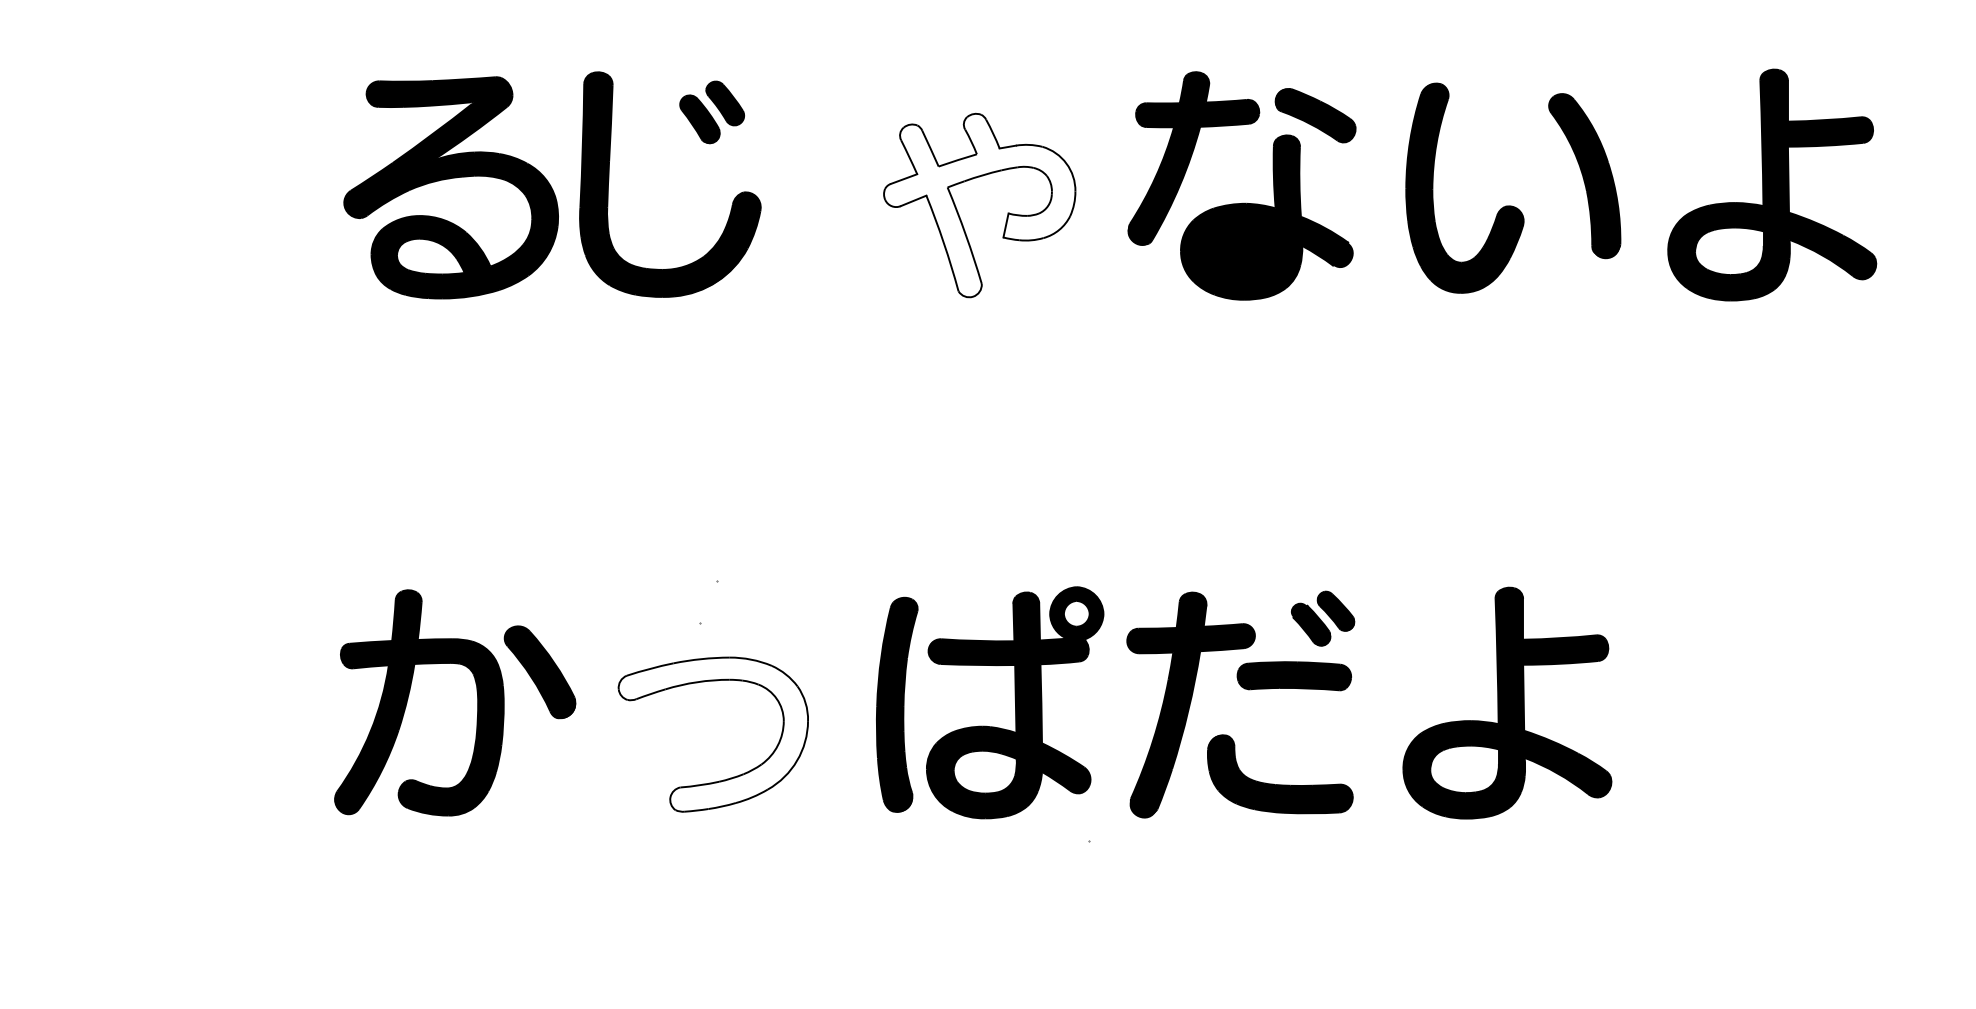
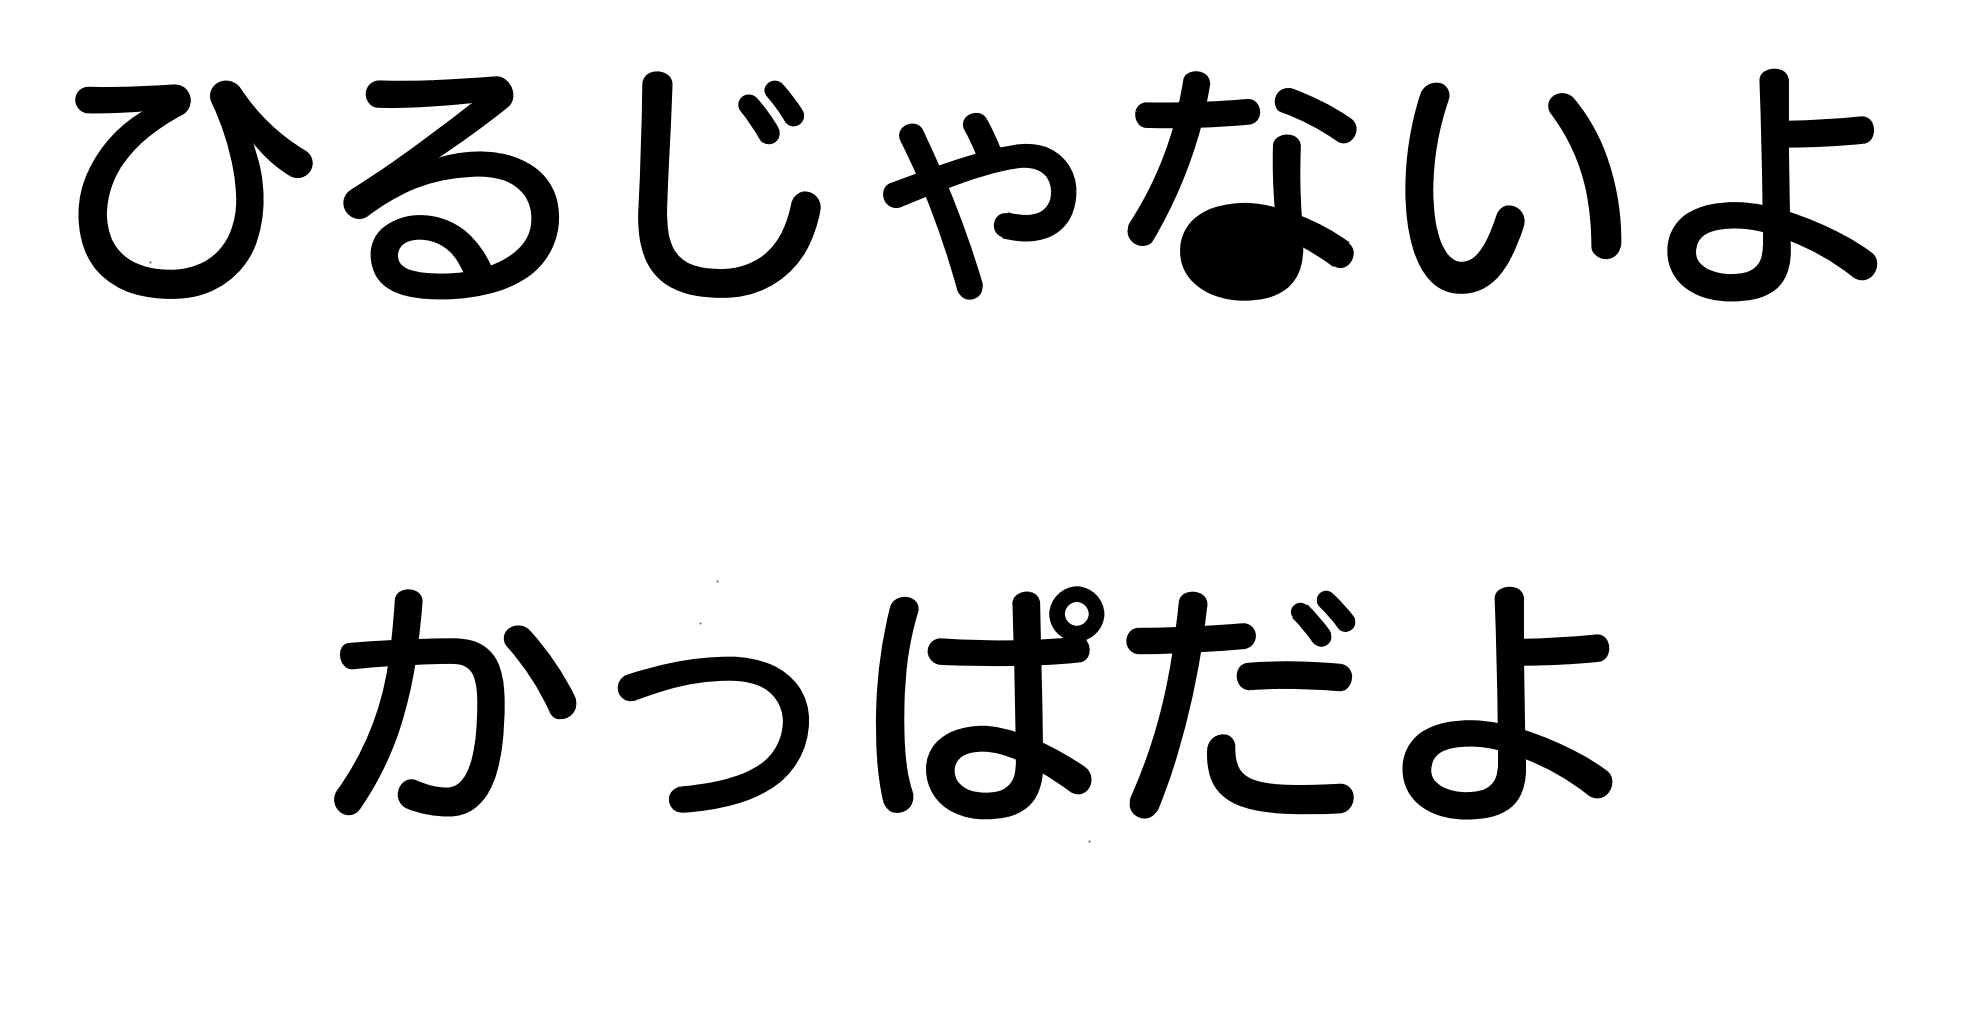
part position: (703, 142) -> (762, 142) (762, 142)
part: none -> present (234, 180)
fill: none -> present (979, 206)
fill: none -> present (713, 734)
